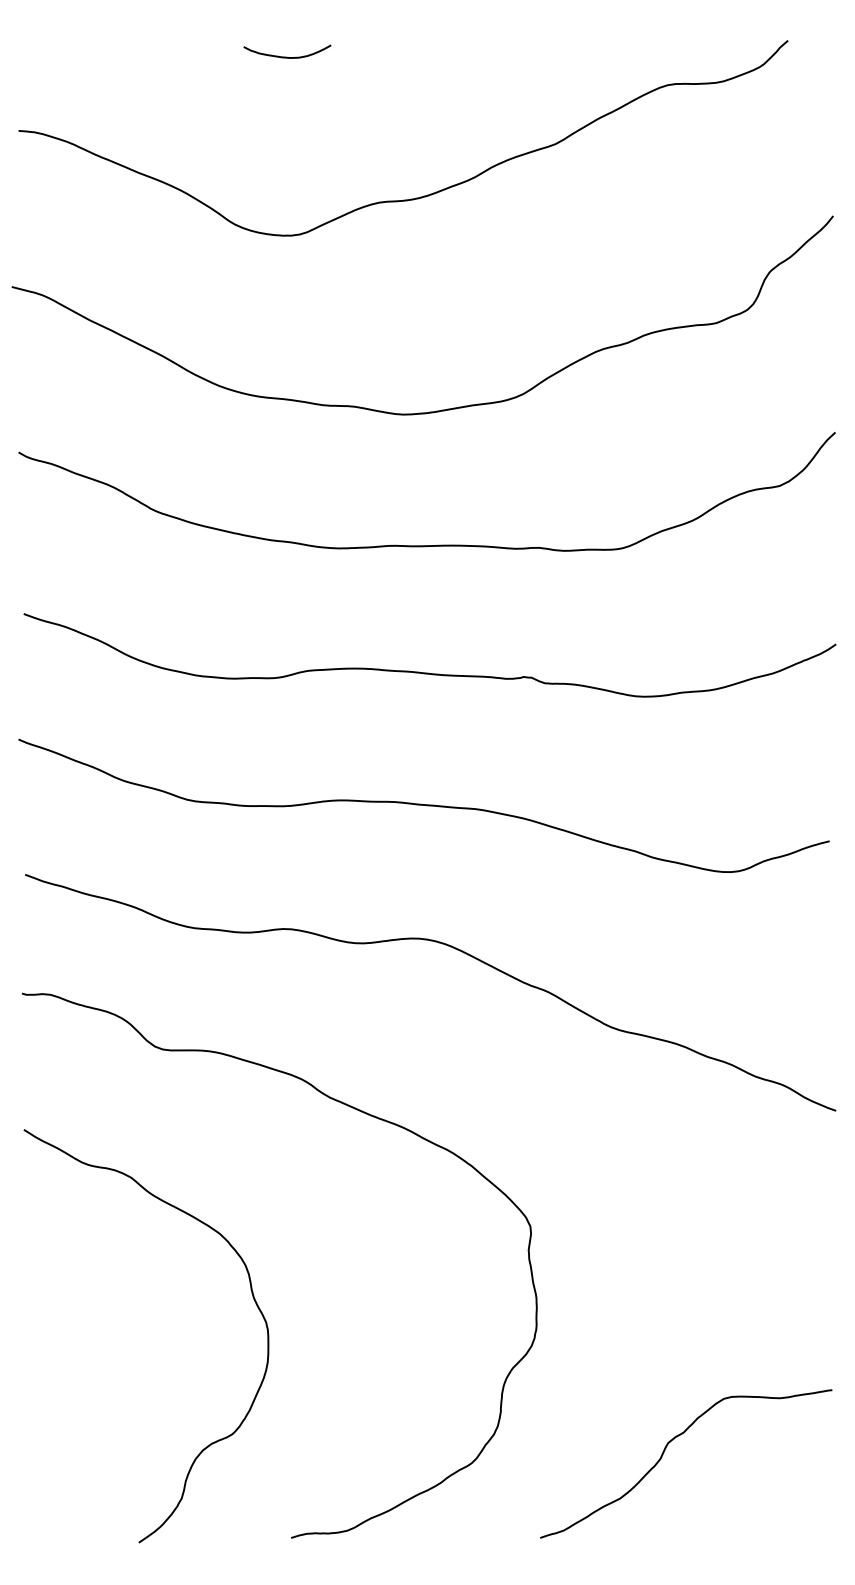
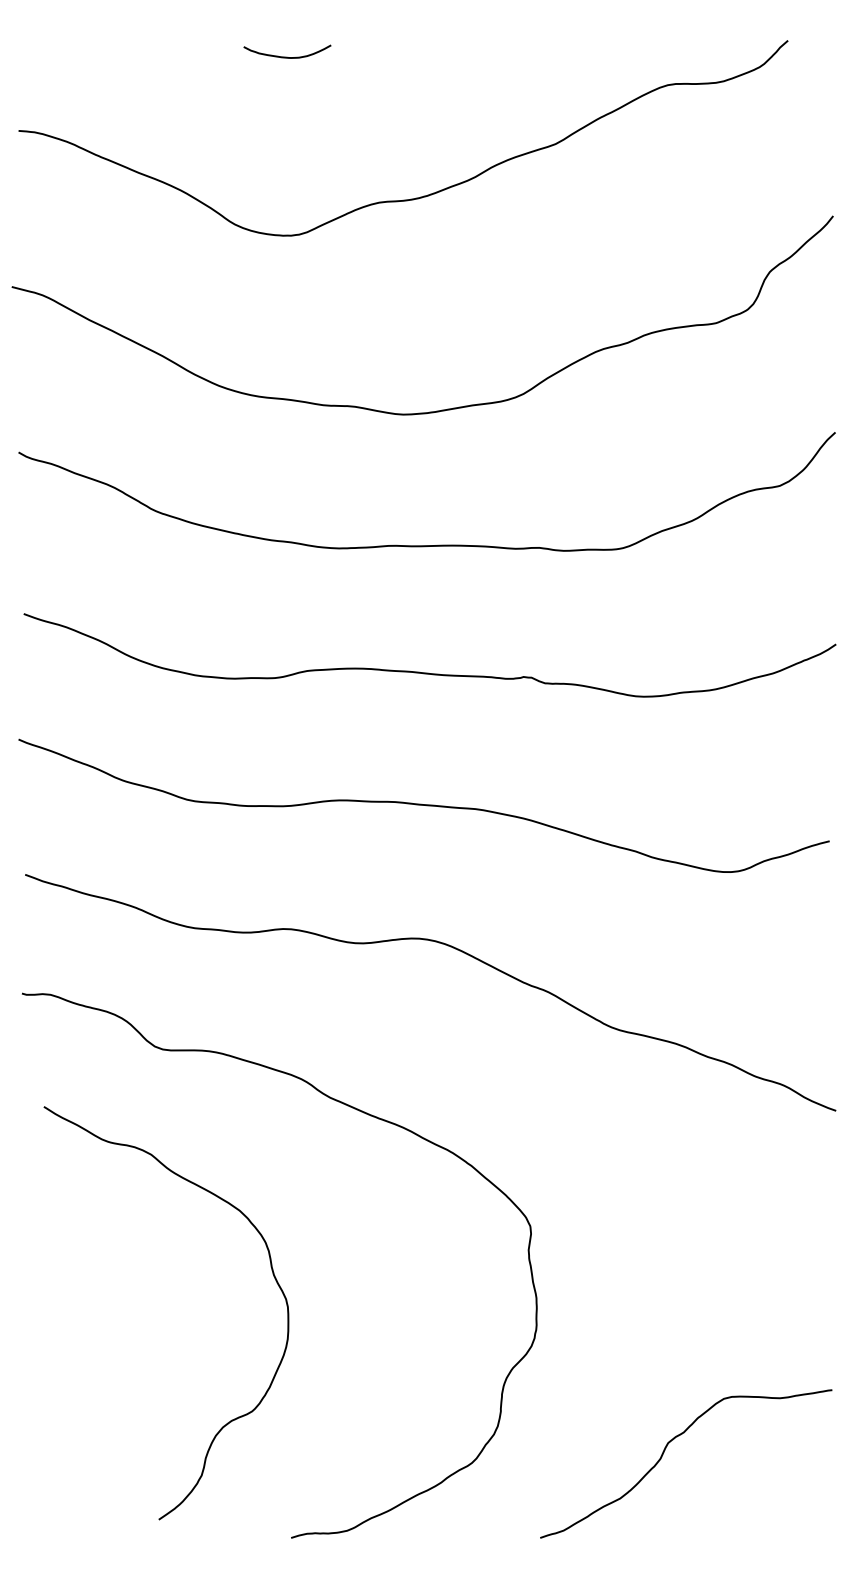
curve position: (252, 1297) -> (272, 1274) (272, 1274)
